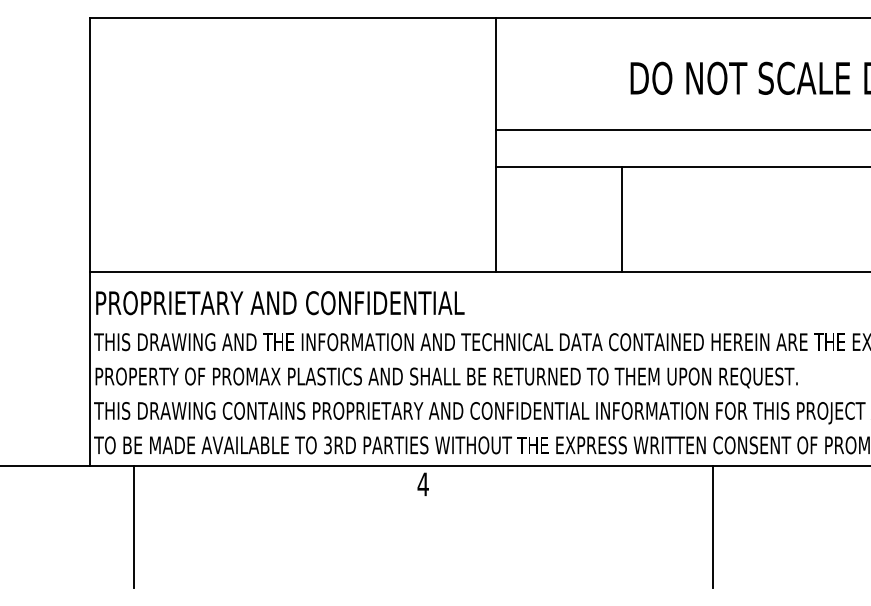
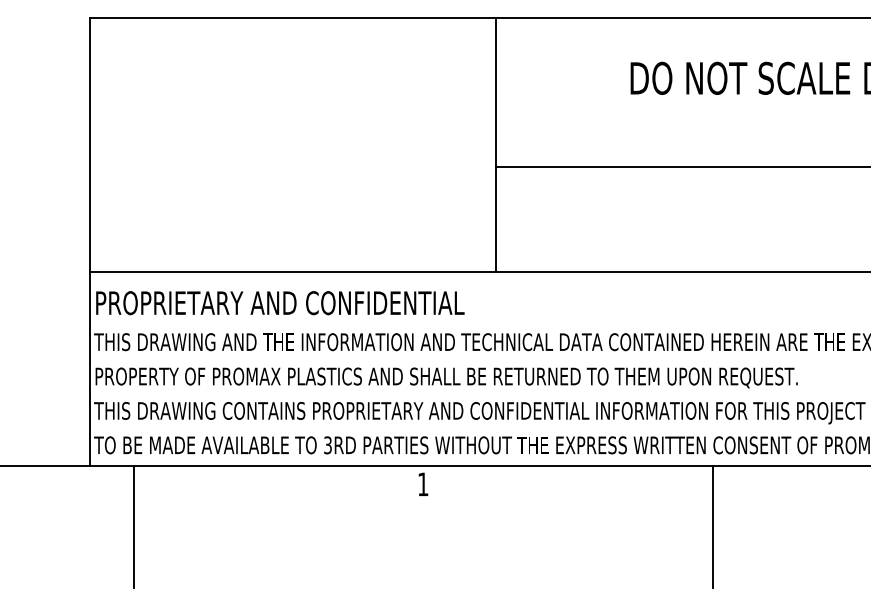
line: present -> none (681, 129)
line: present -> none (622, 219)
text: 4 -> 1 (422, 484)
